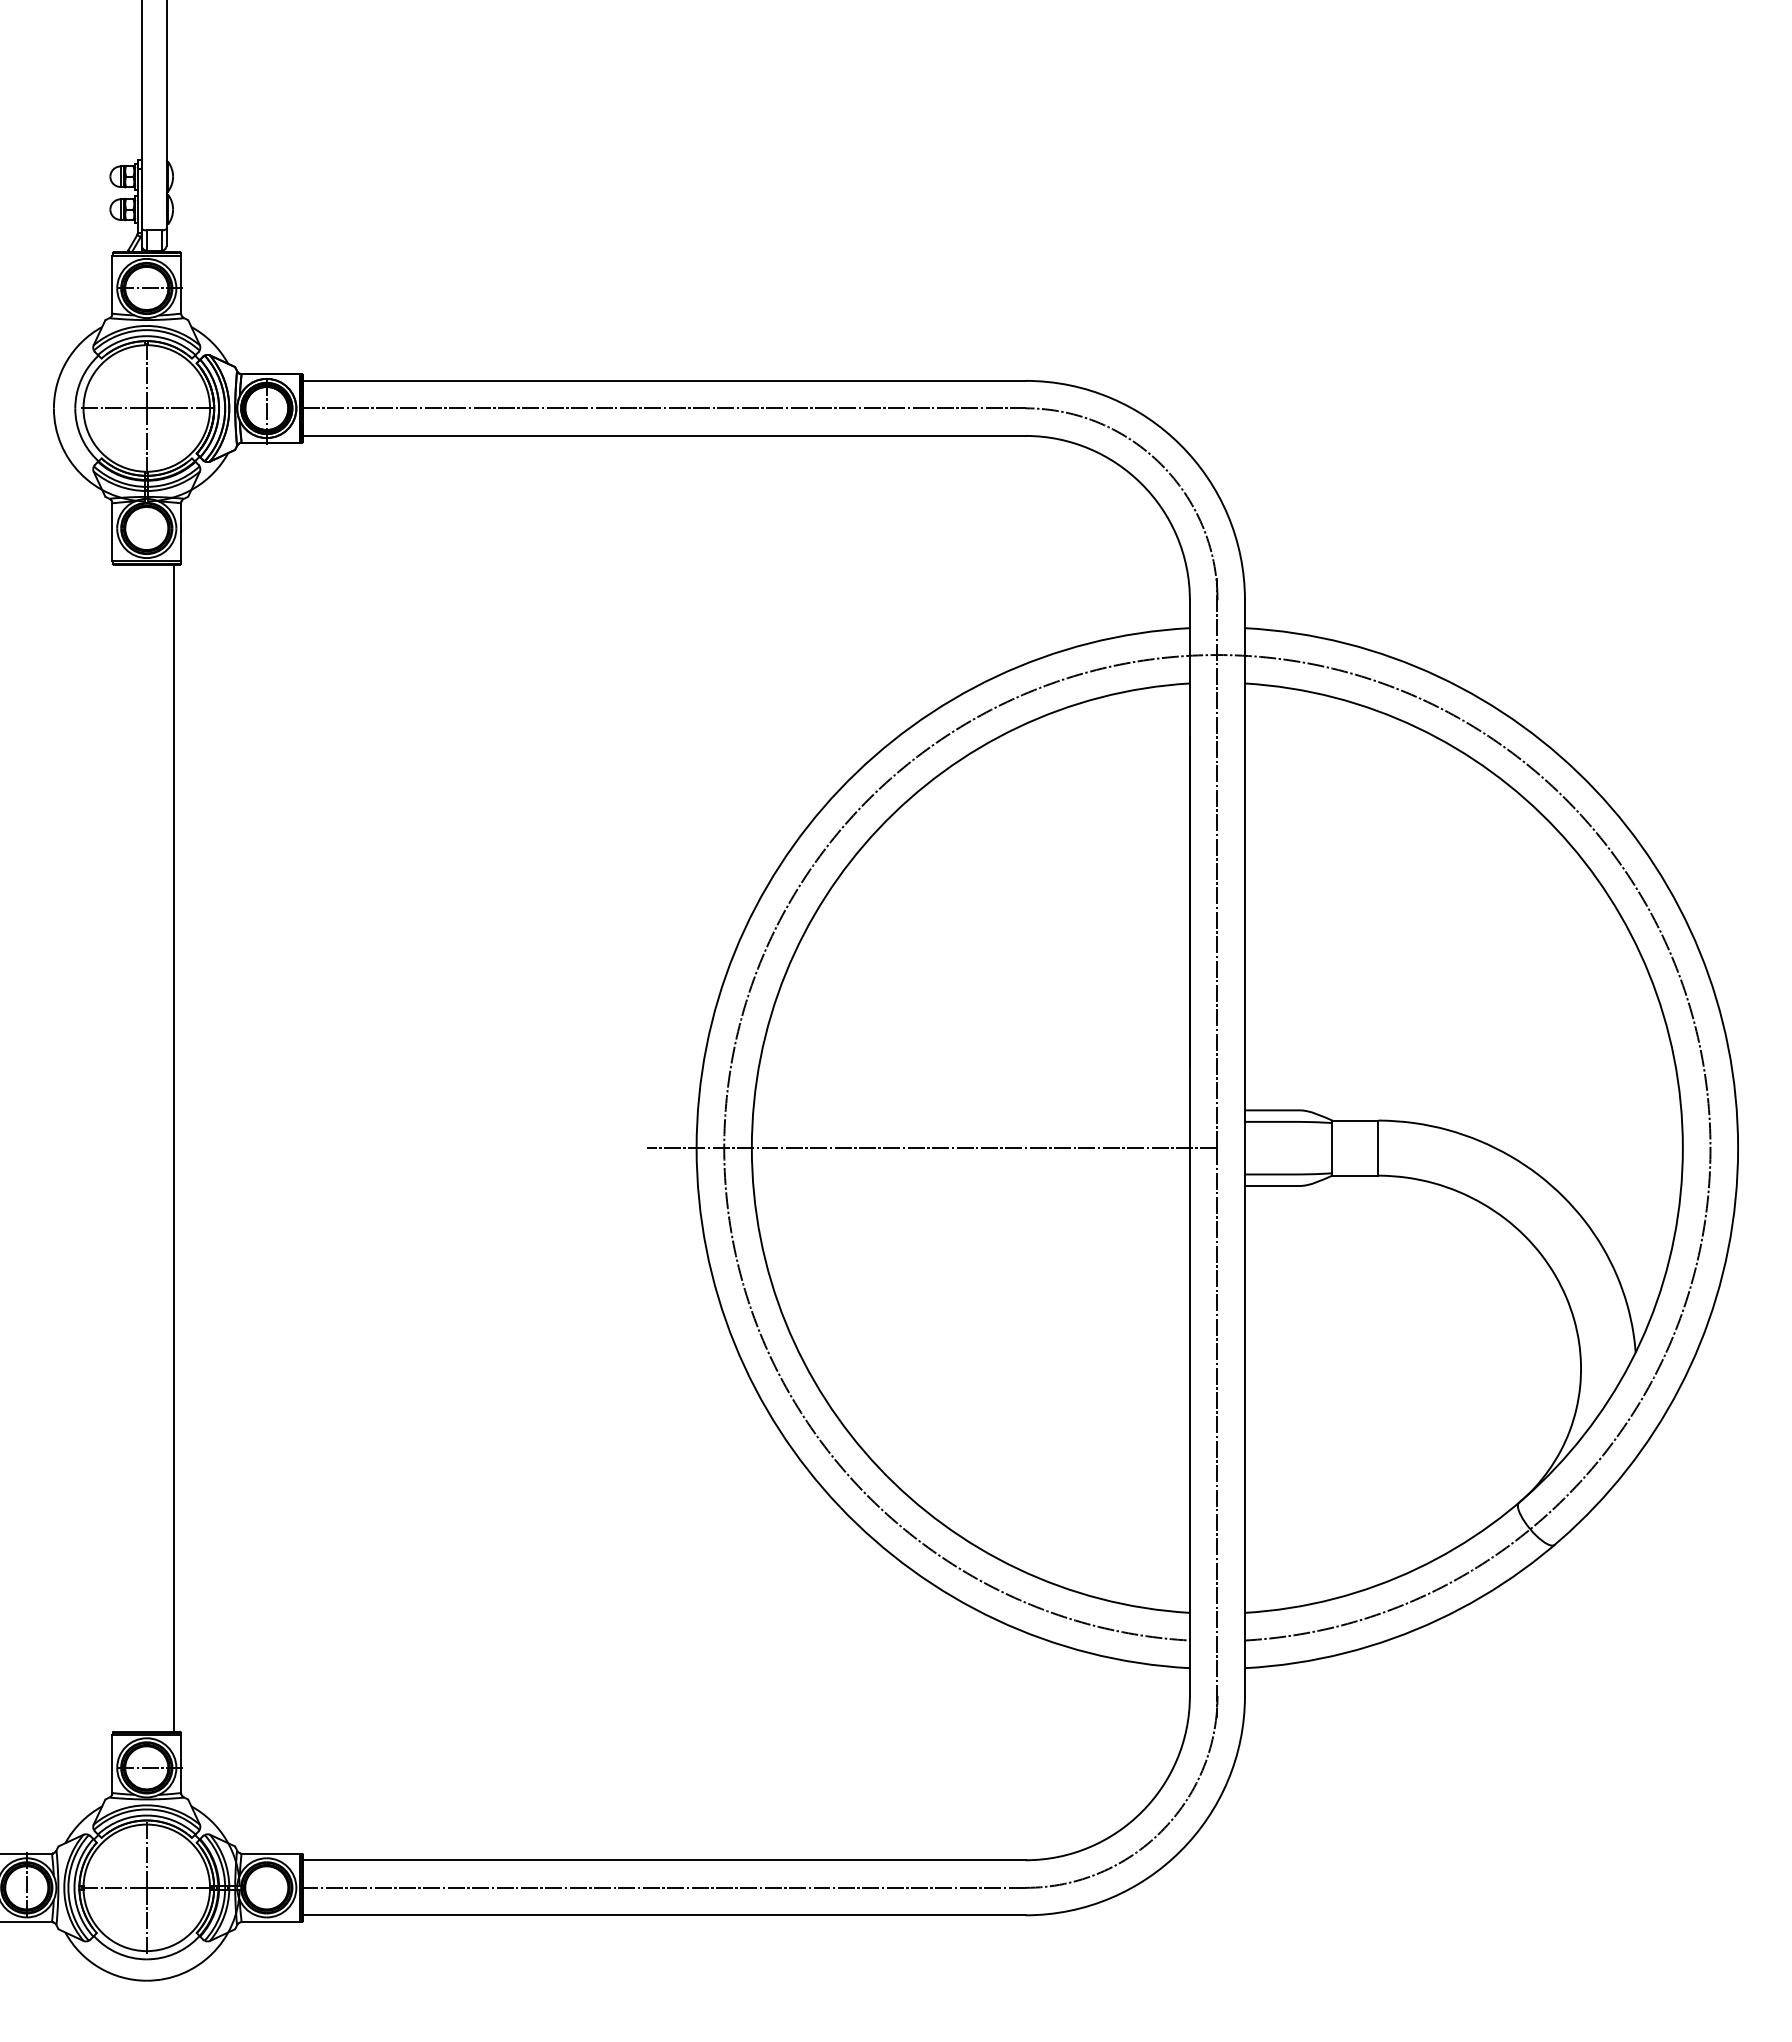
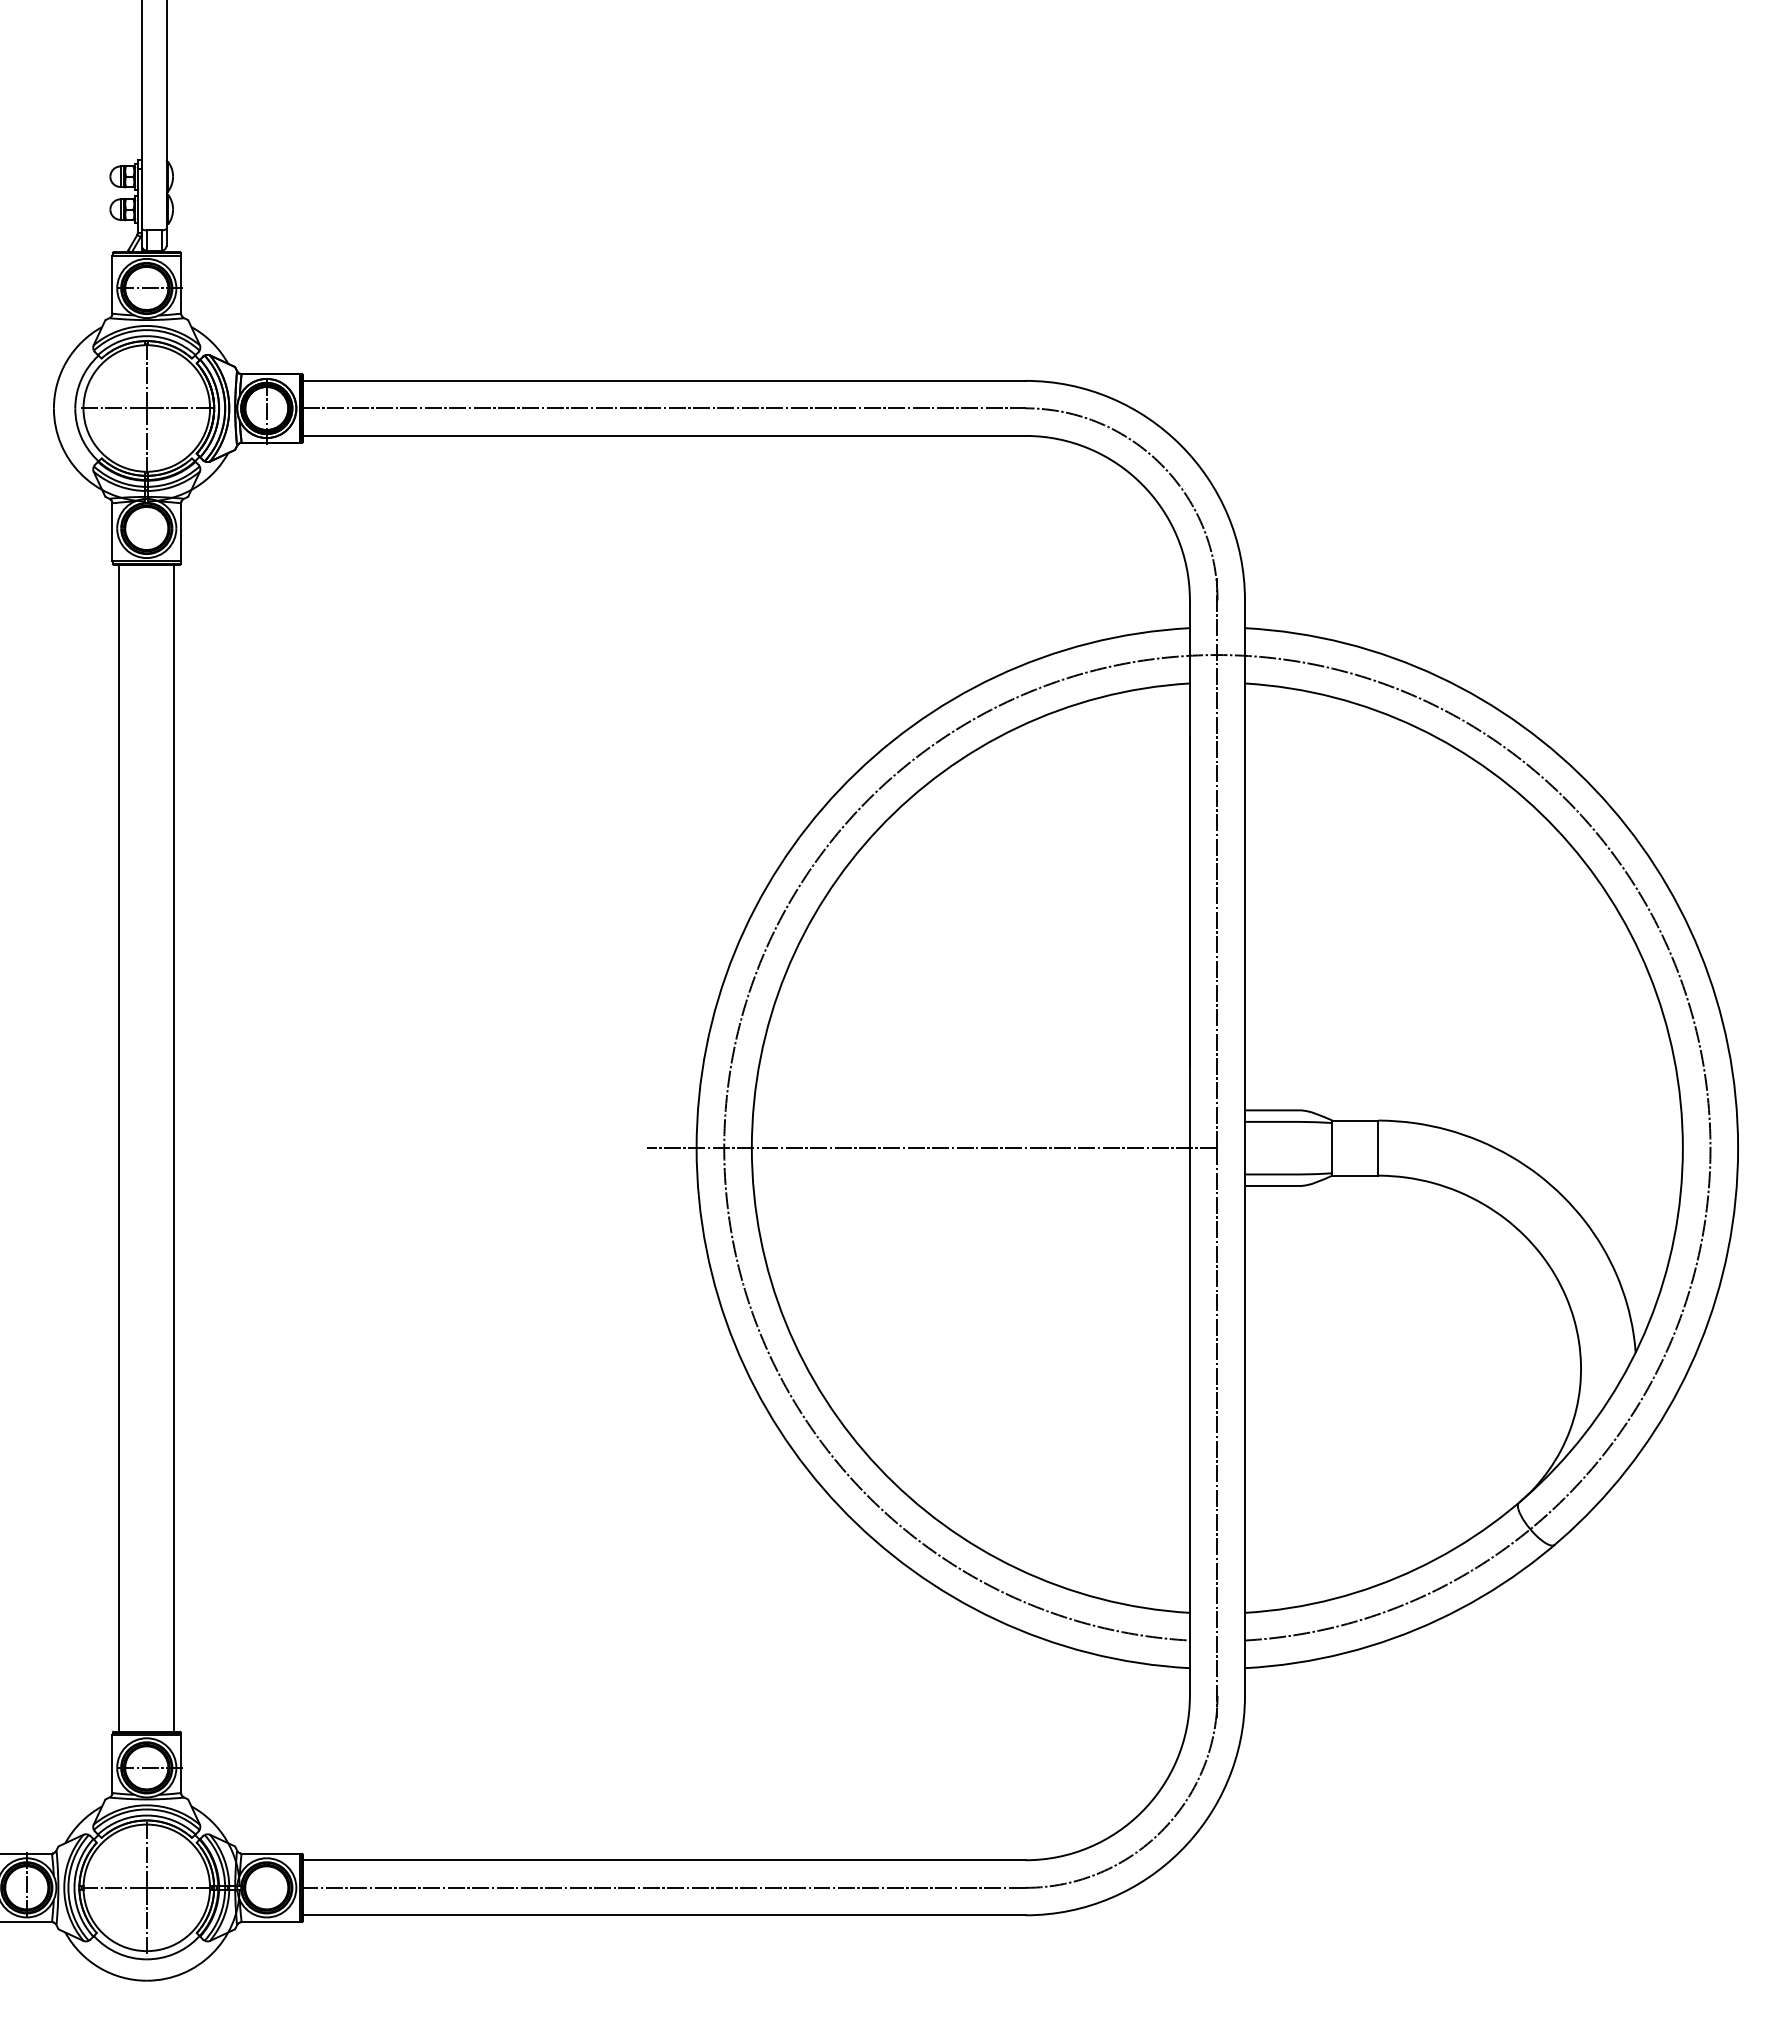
line: none -> present (119, 1147)
